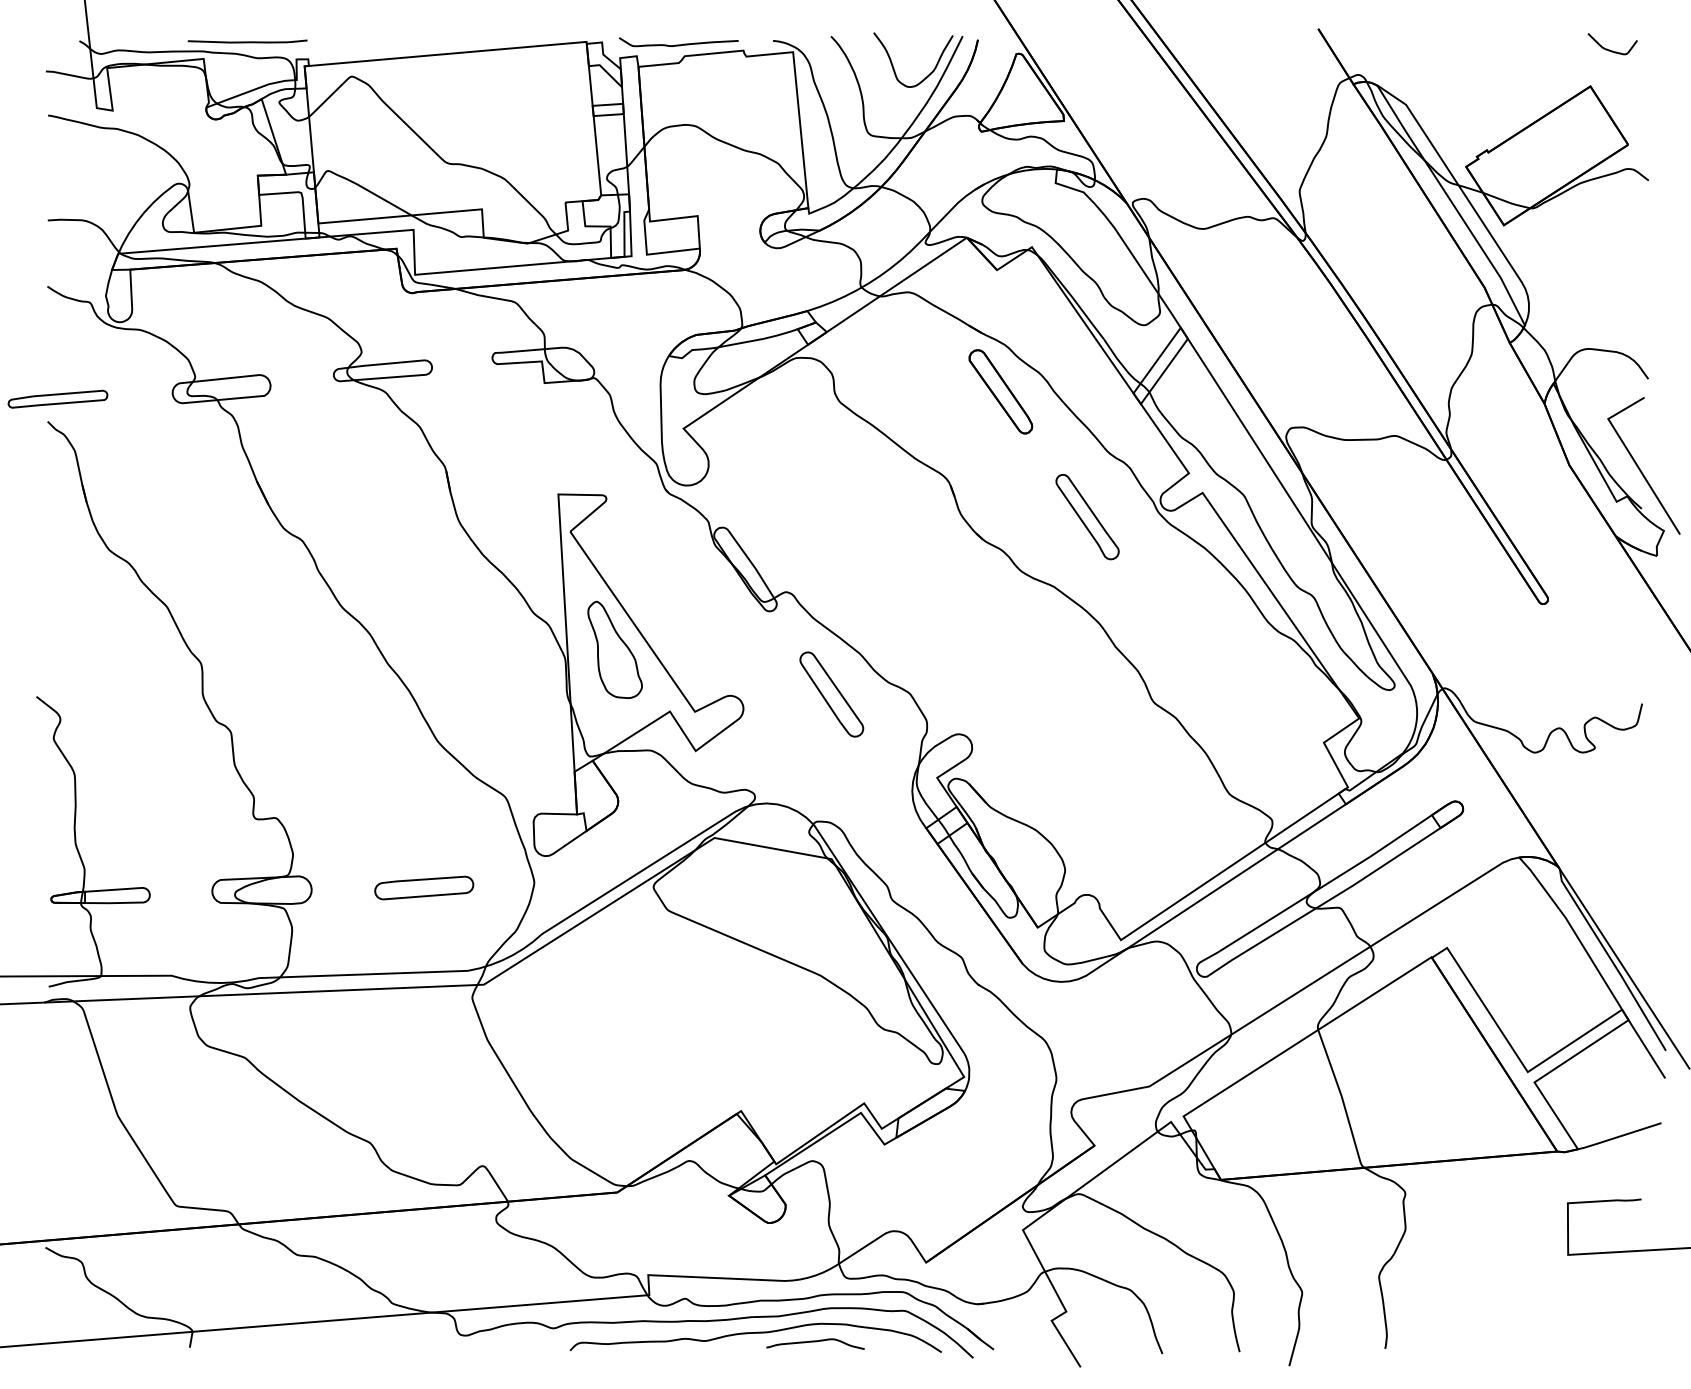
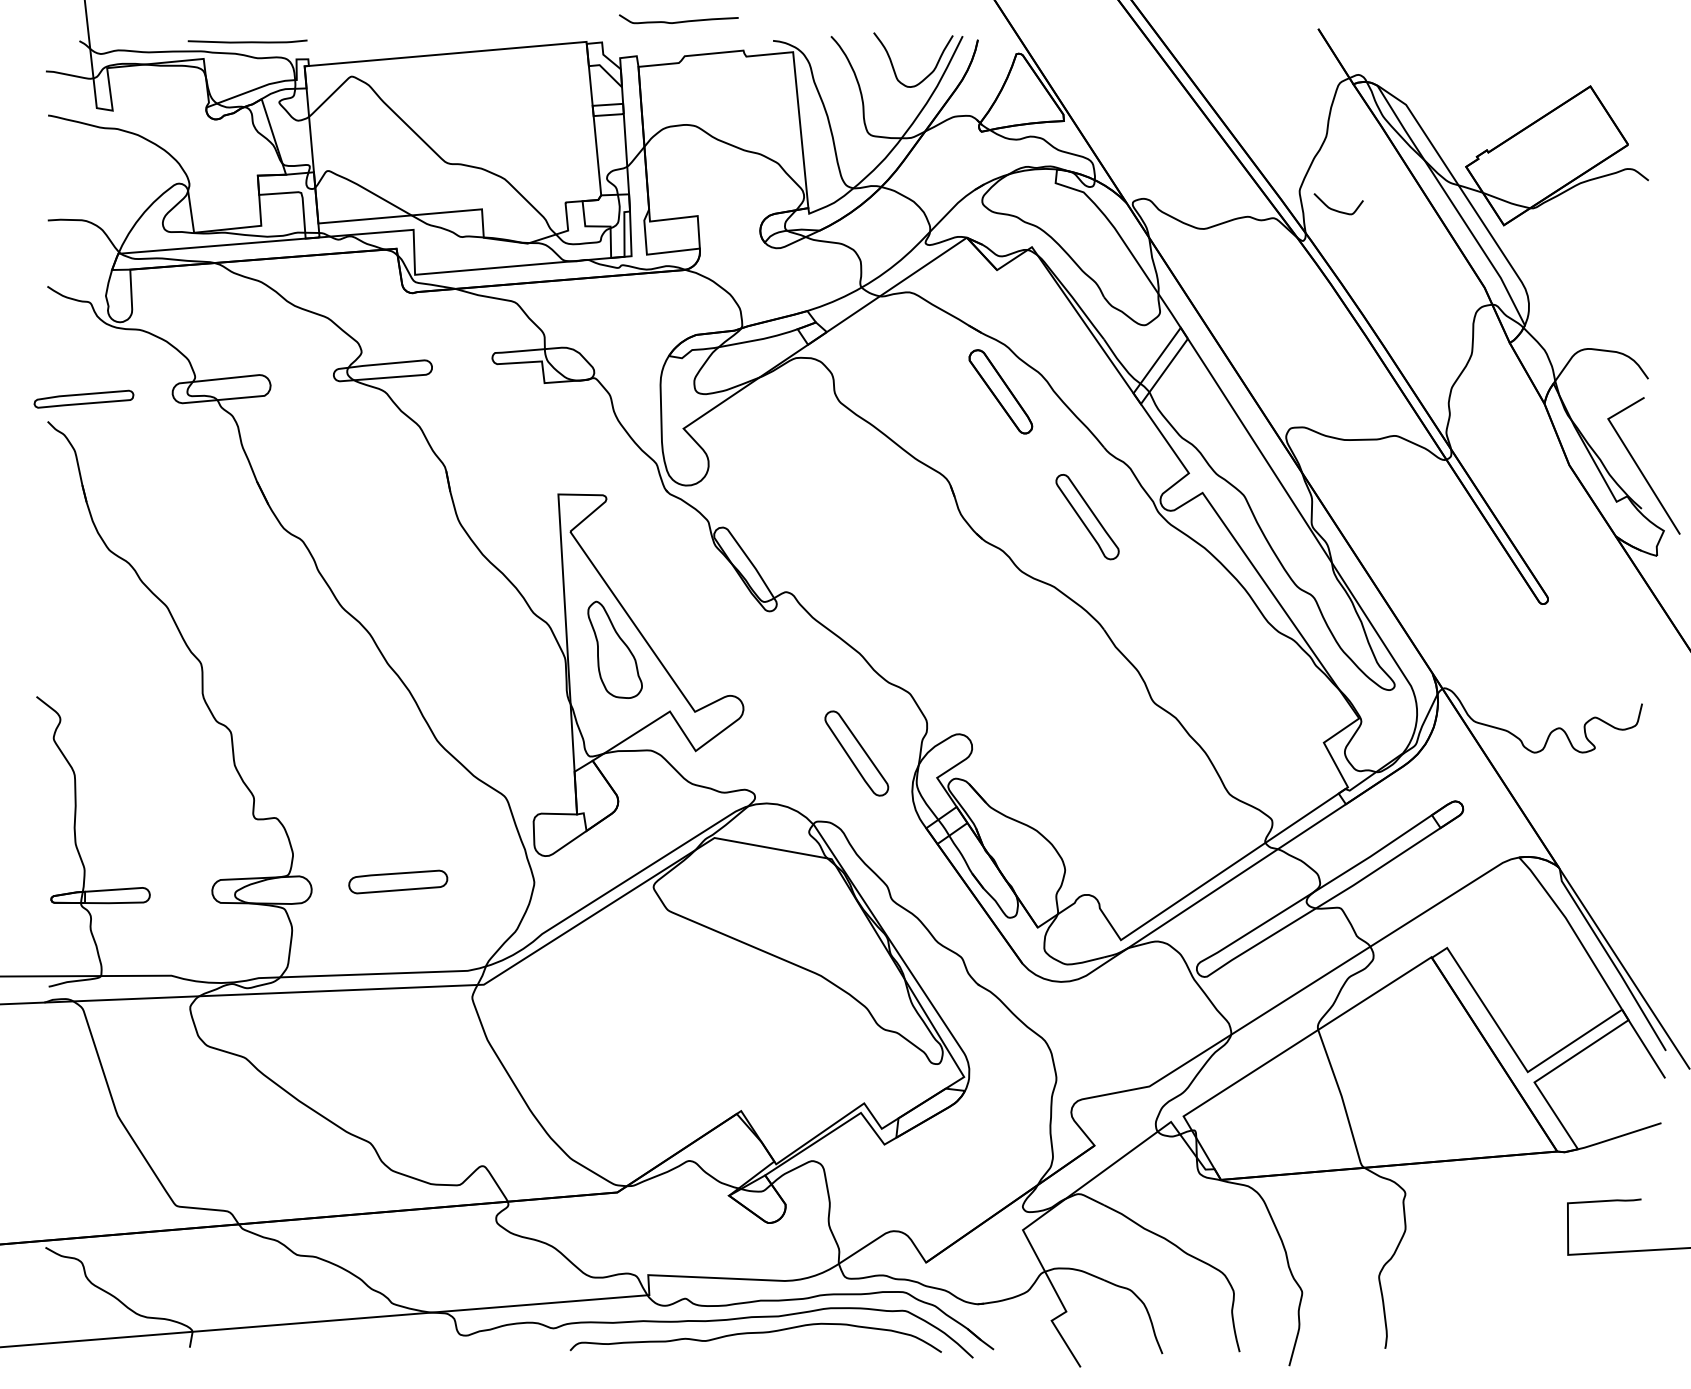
curve position: (678, 44) -> (678, 21) (678, 21)
curve position: (1609, 49) -> (1335, 209) (1335, 209)
part position: (57, 398) -> (83, 398) (83, 398)
part position: (831, 694) -> (856, 753) (856, 753)
part position: (424, 887) -> (398, 881) (398, 881)
curve: present -> none (815, 1342)
